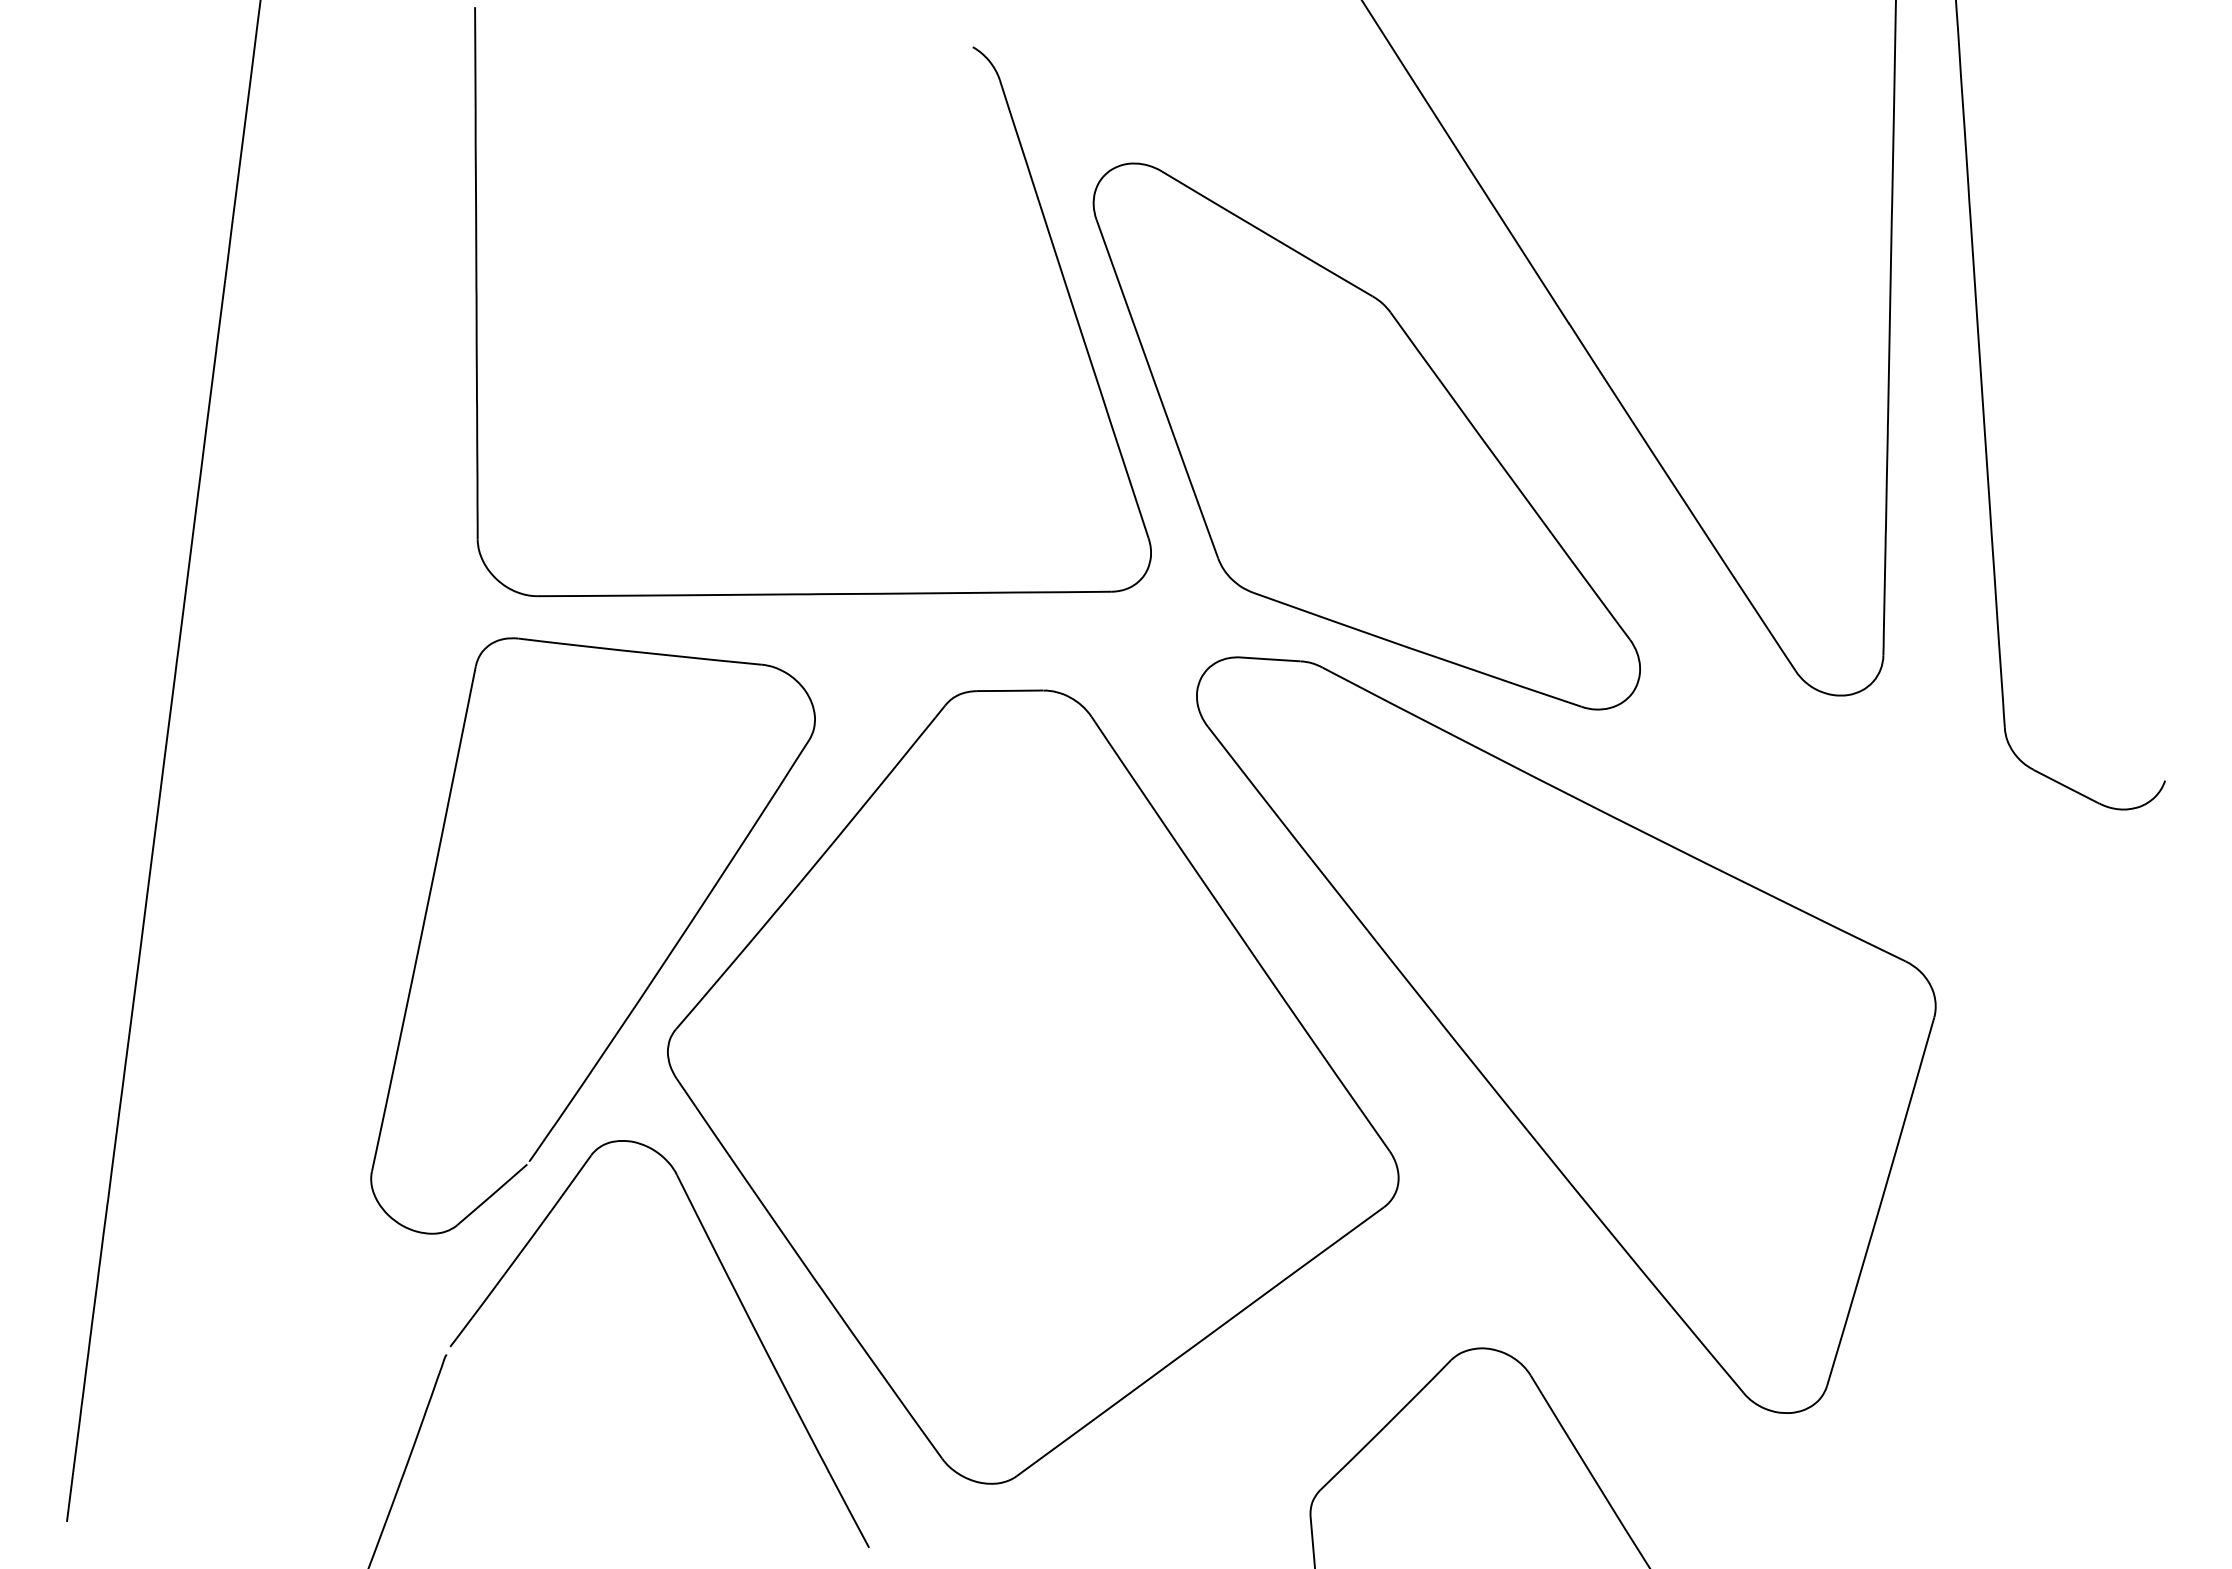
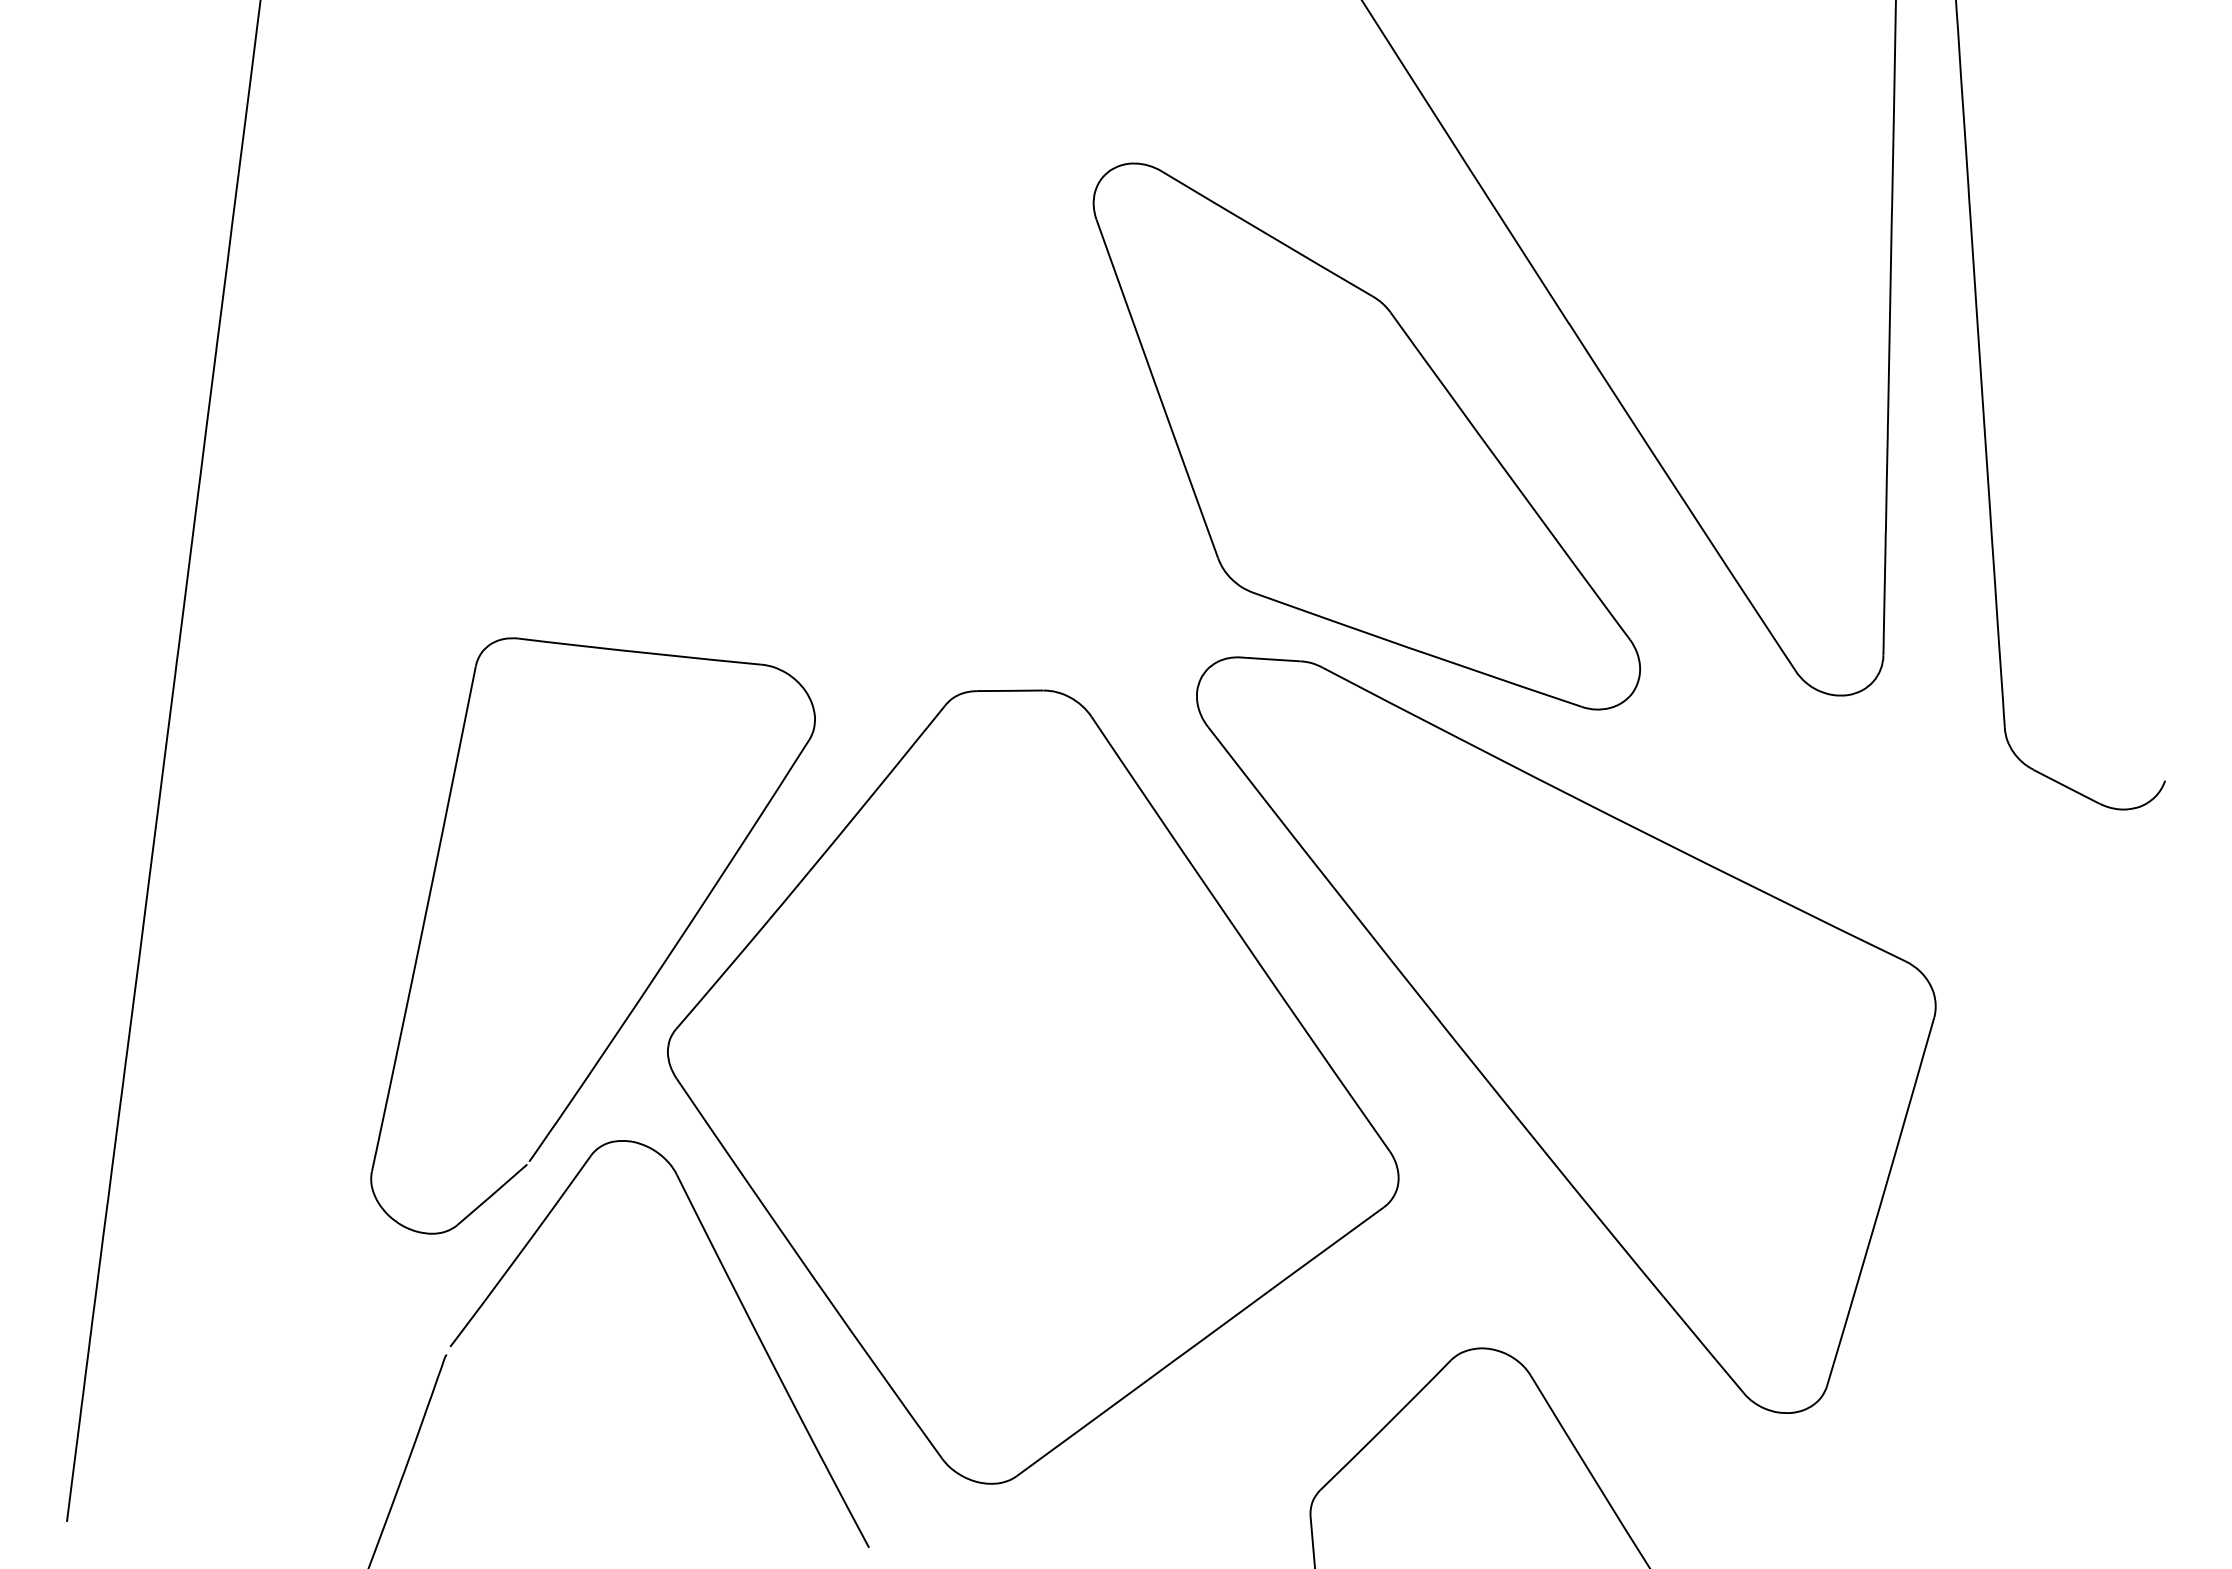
part: present -> none (1045, 225)
